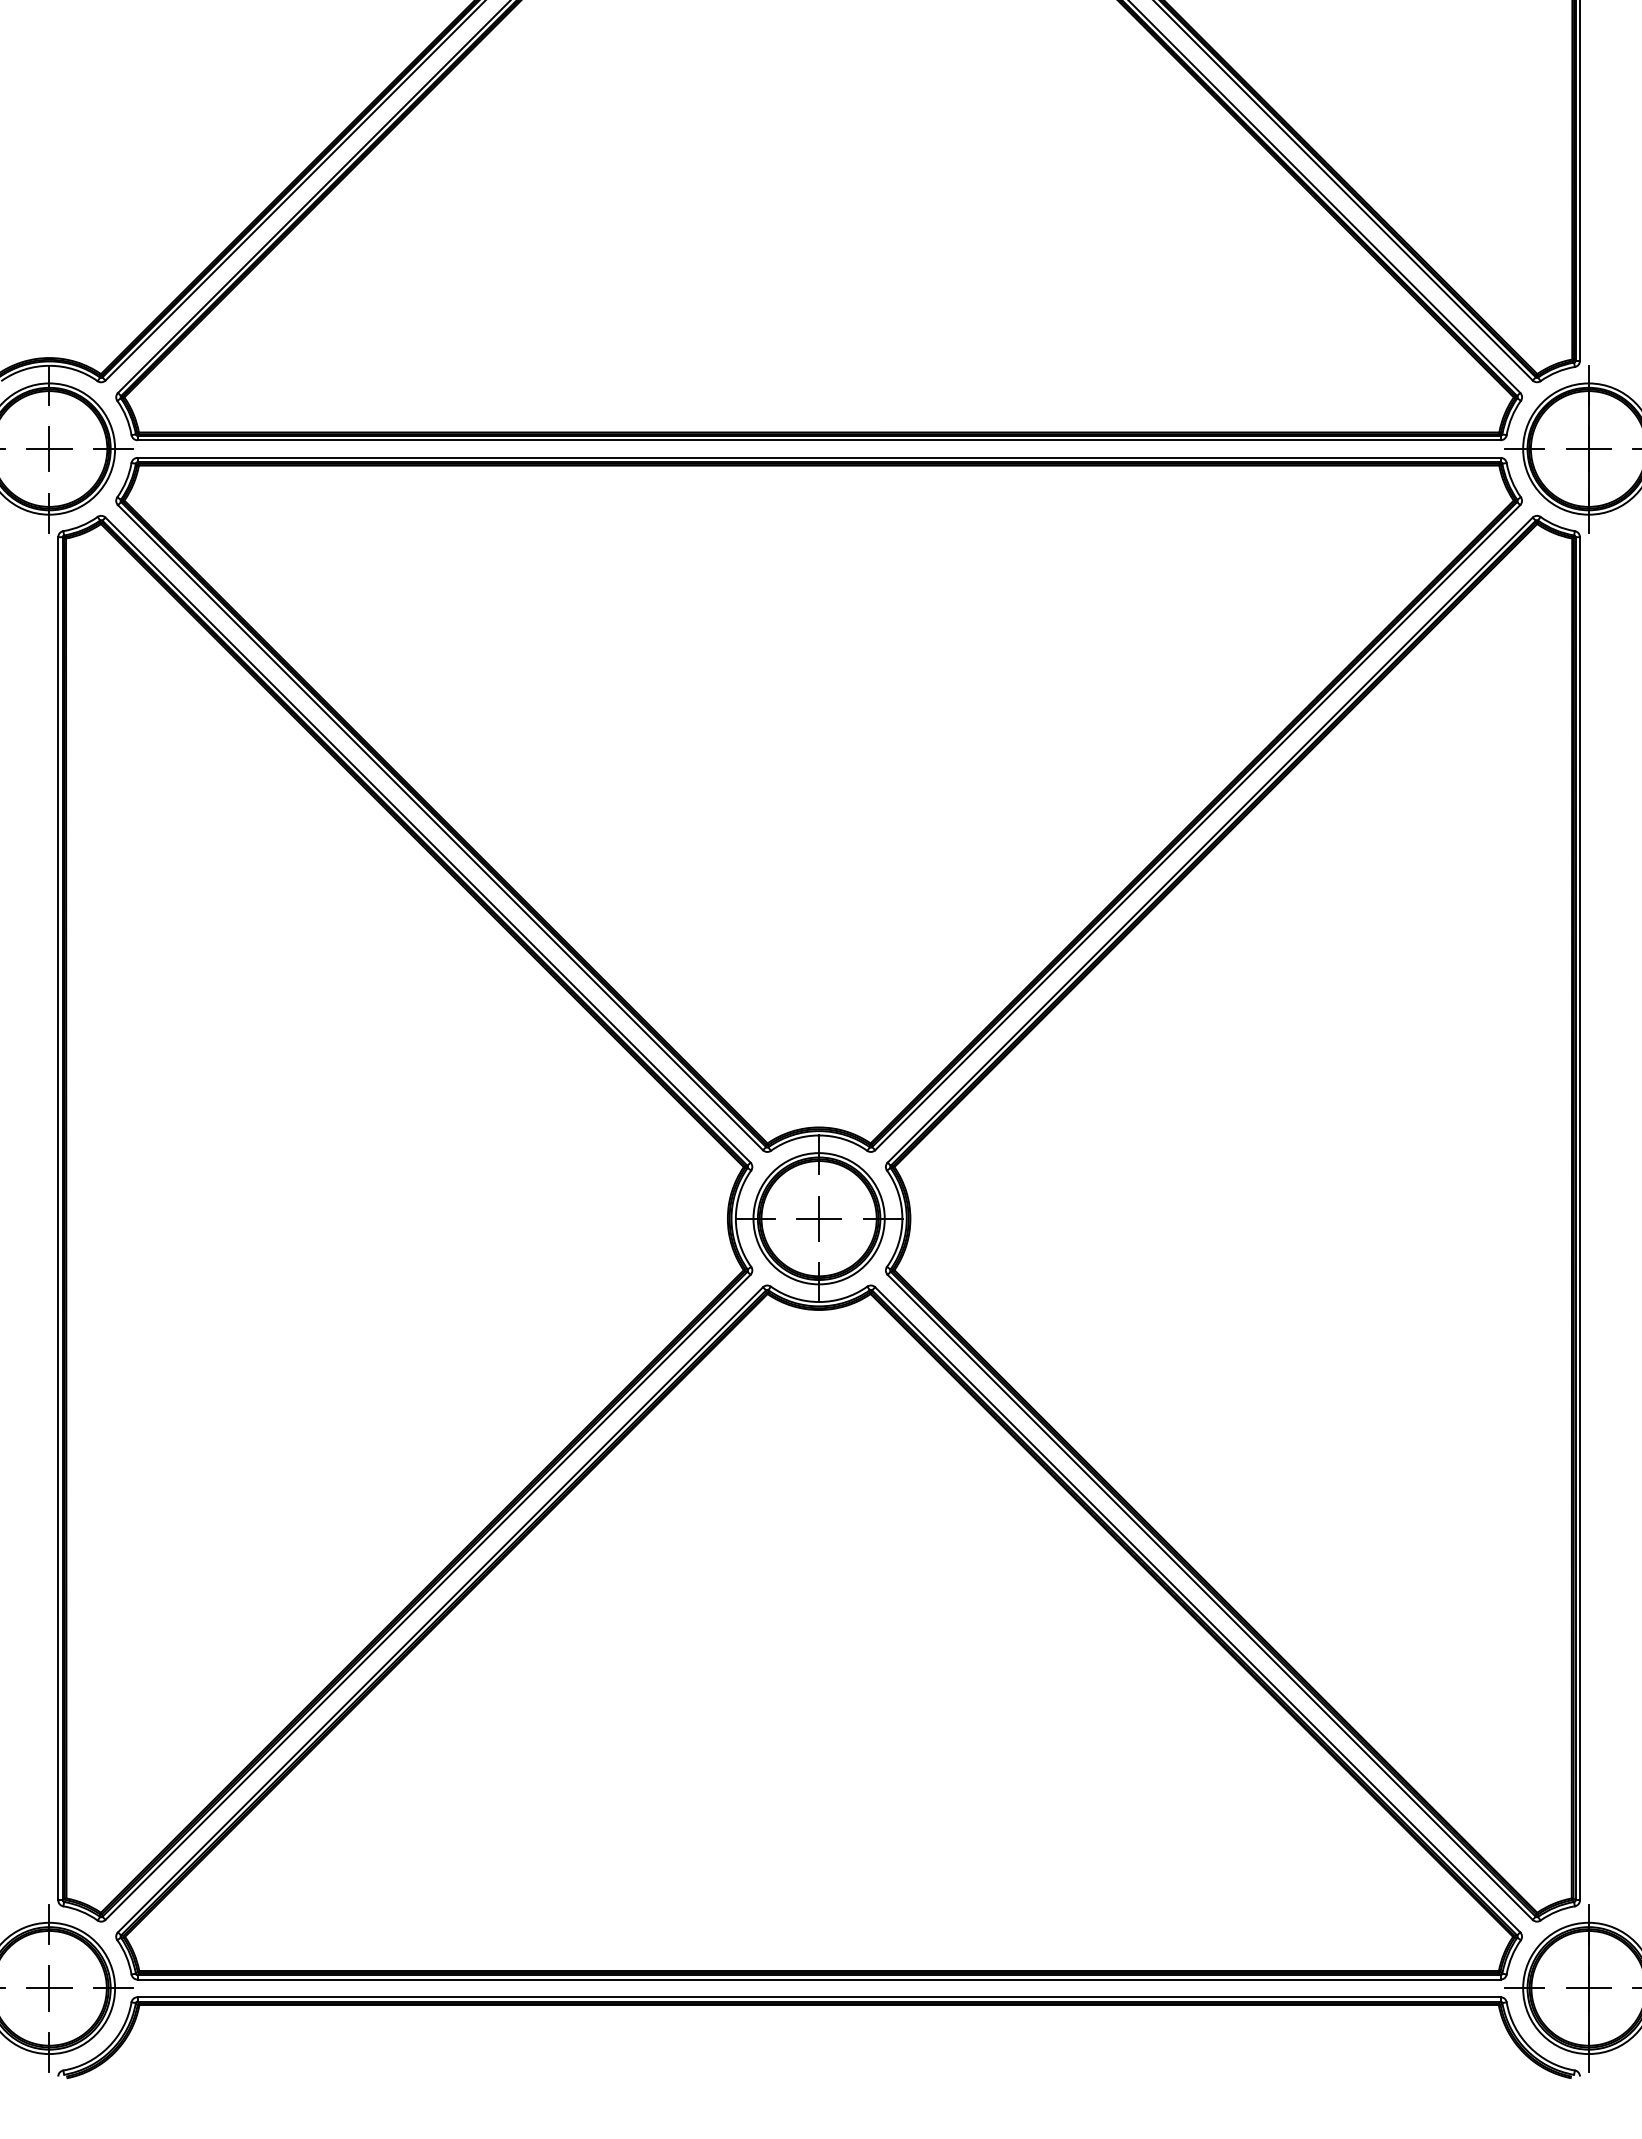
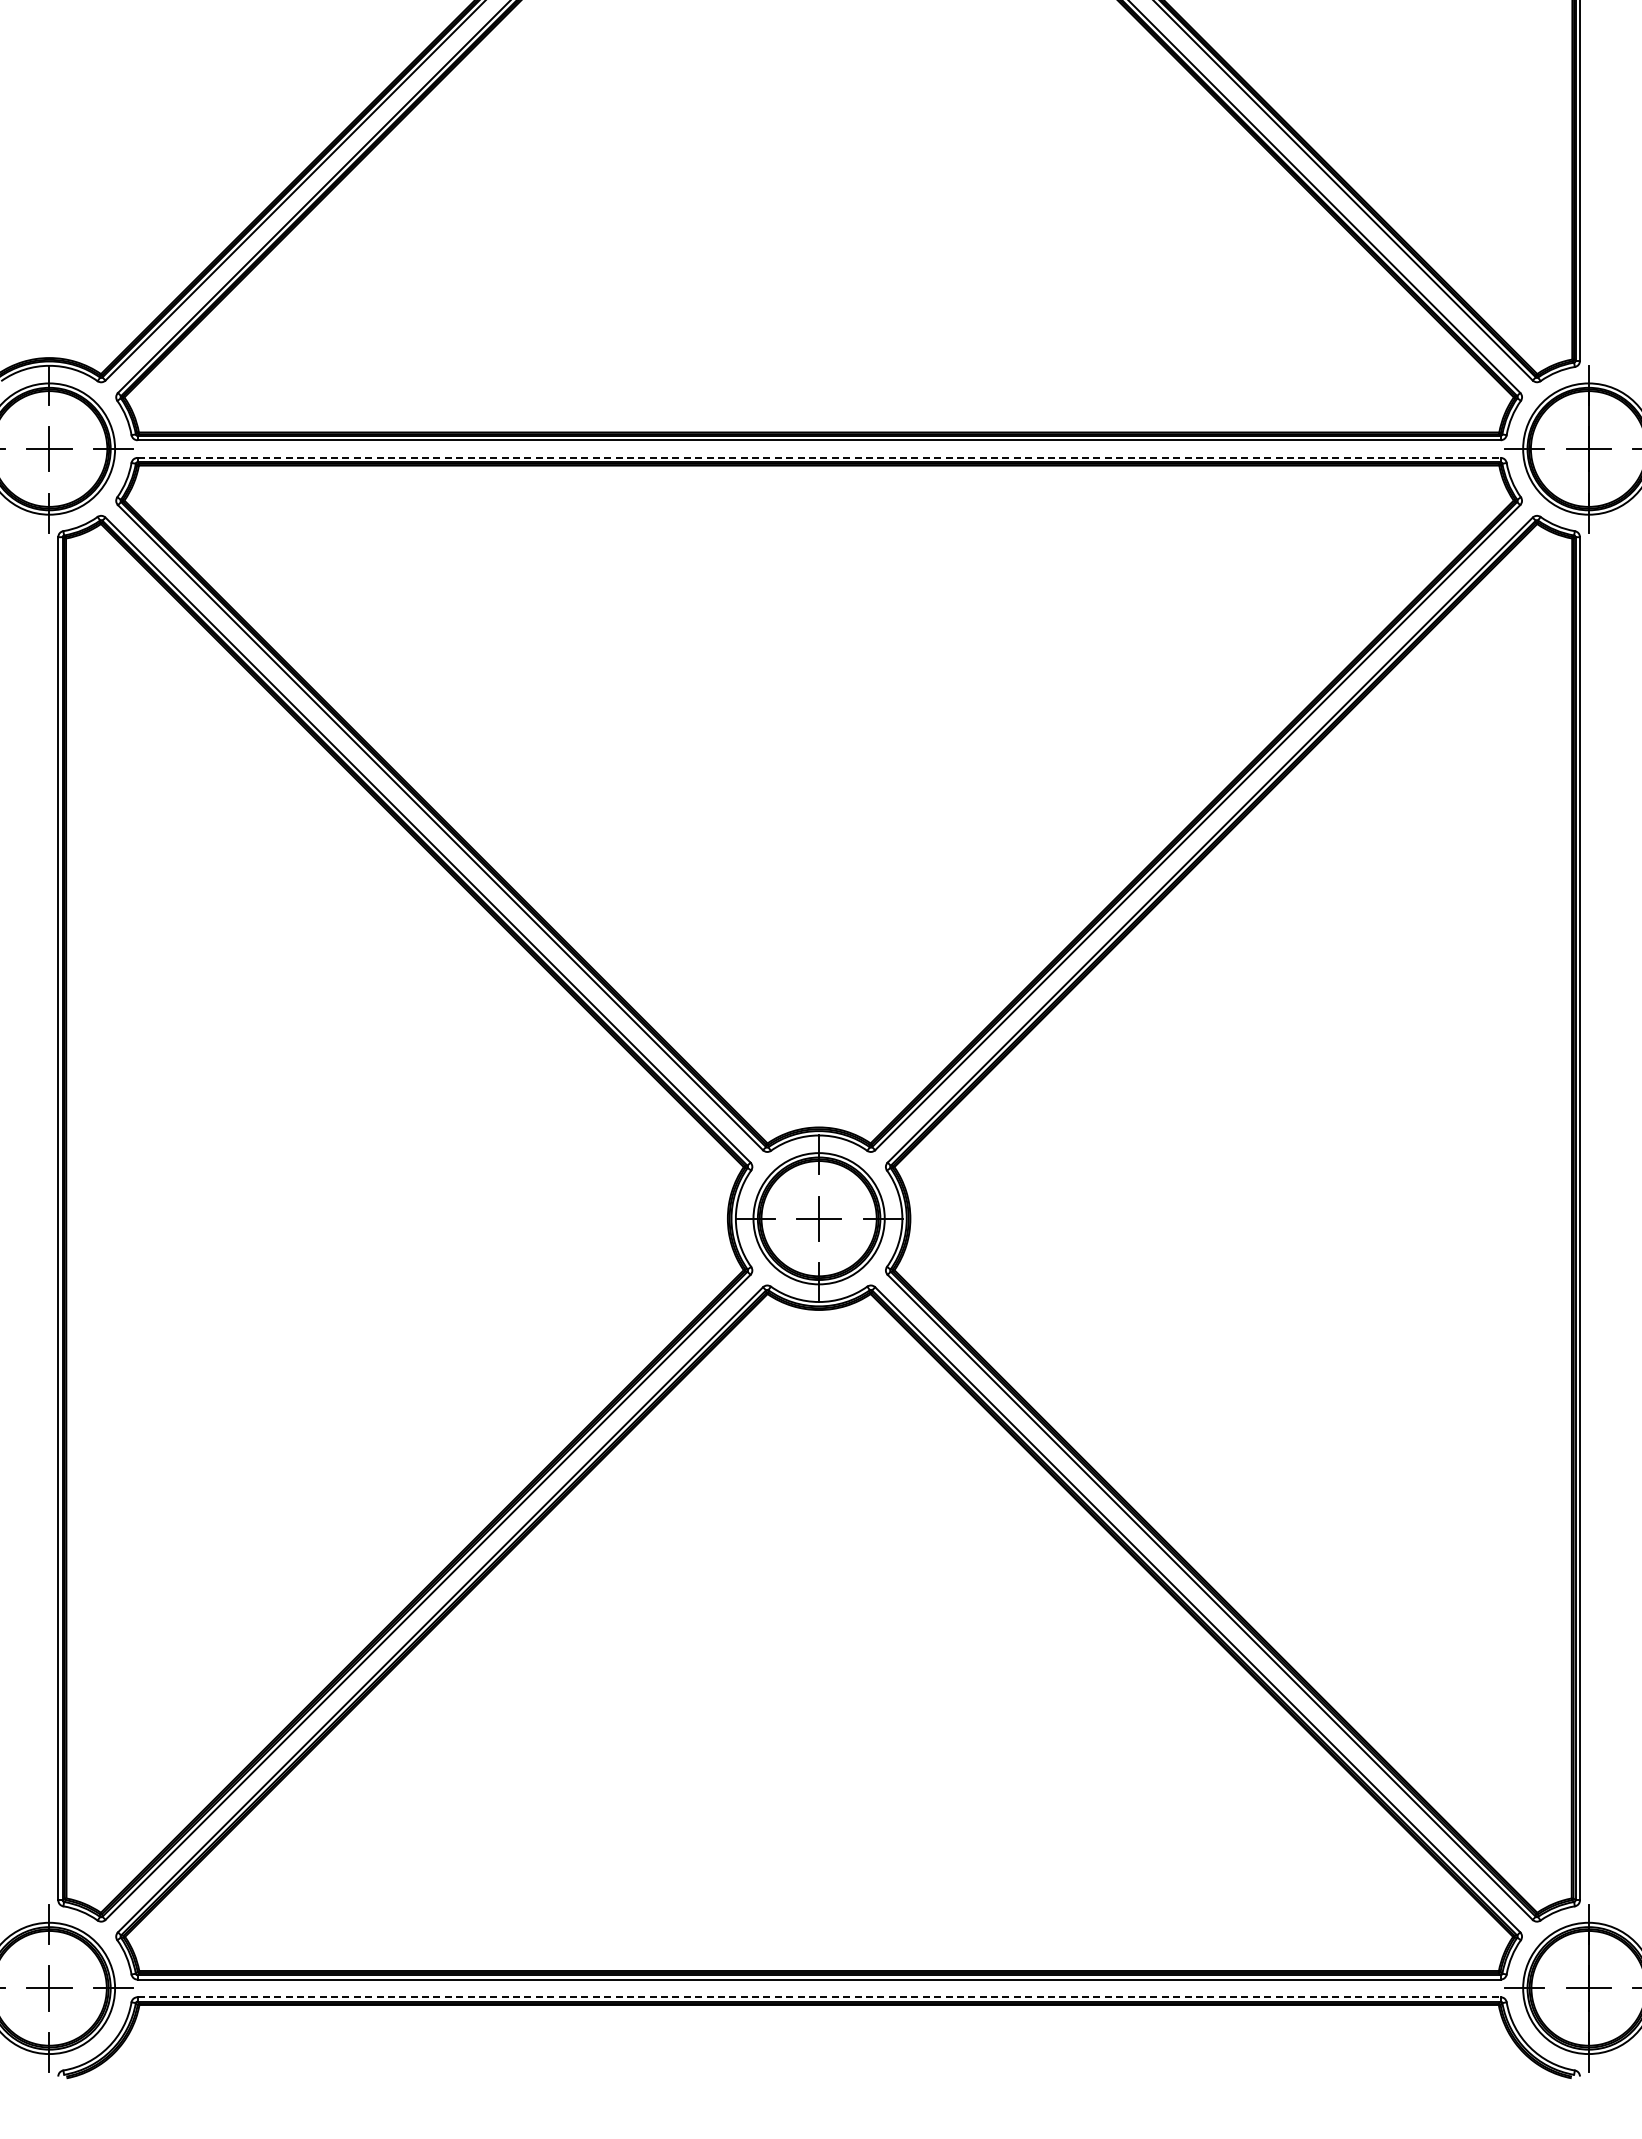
line: solid -> dashed (819, 457)
line: solid -> dashed (819, 1997)
